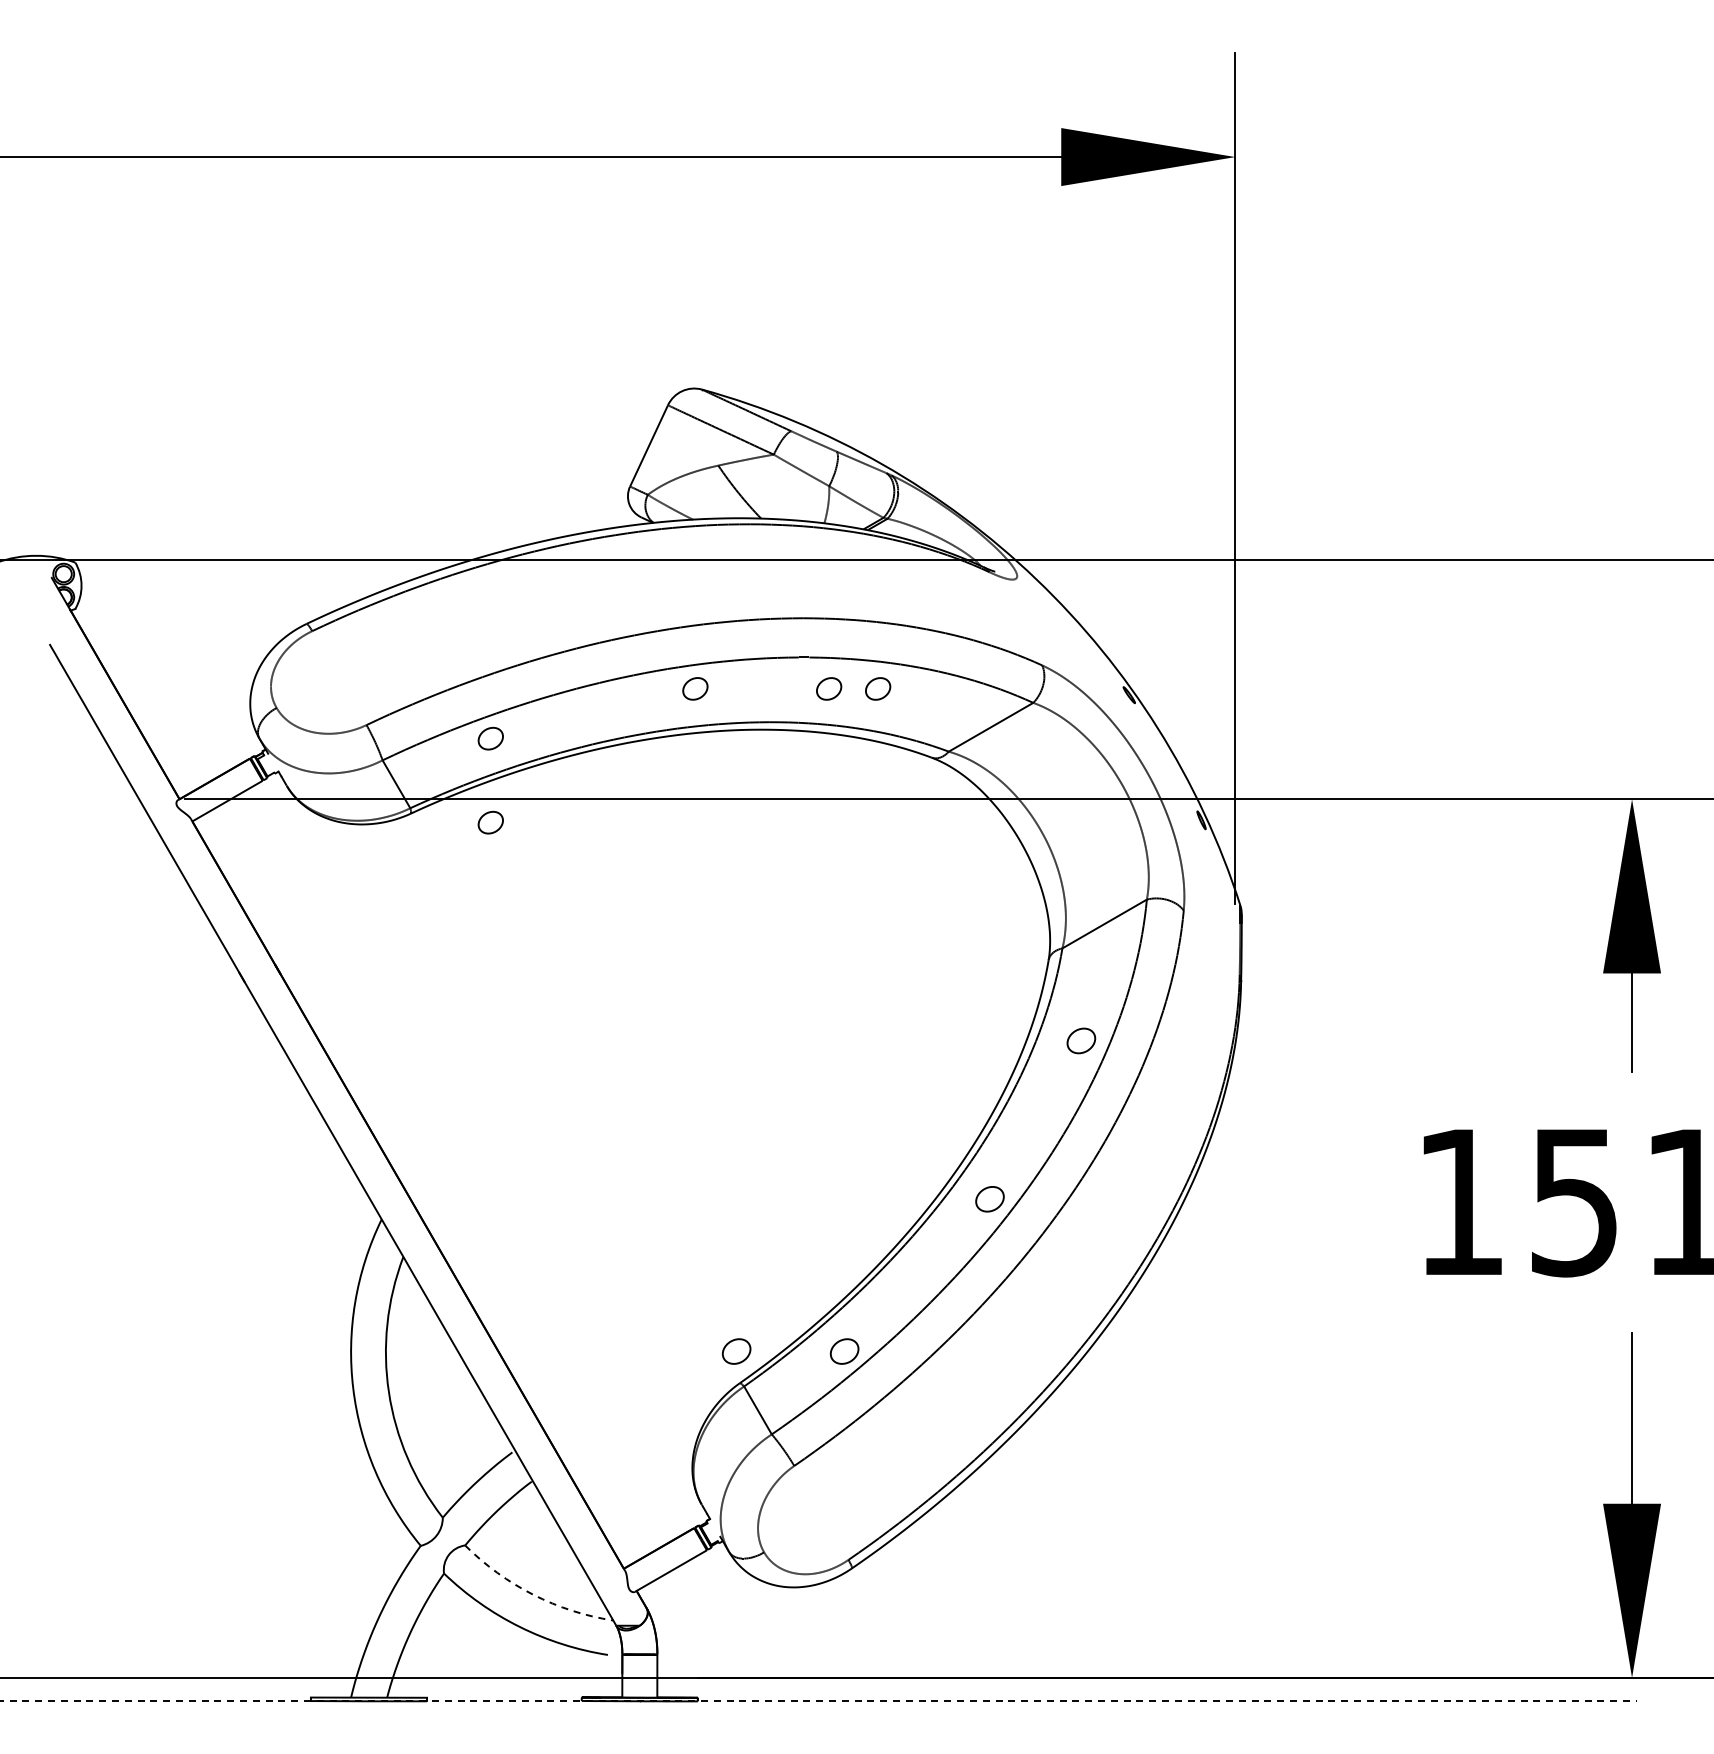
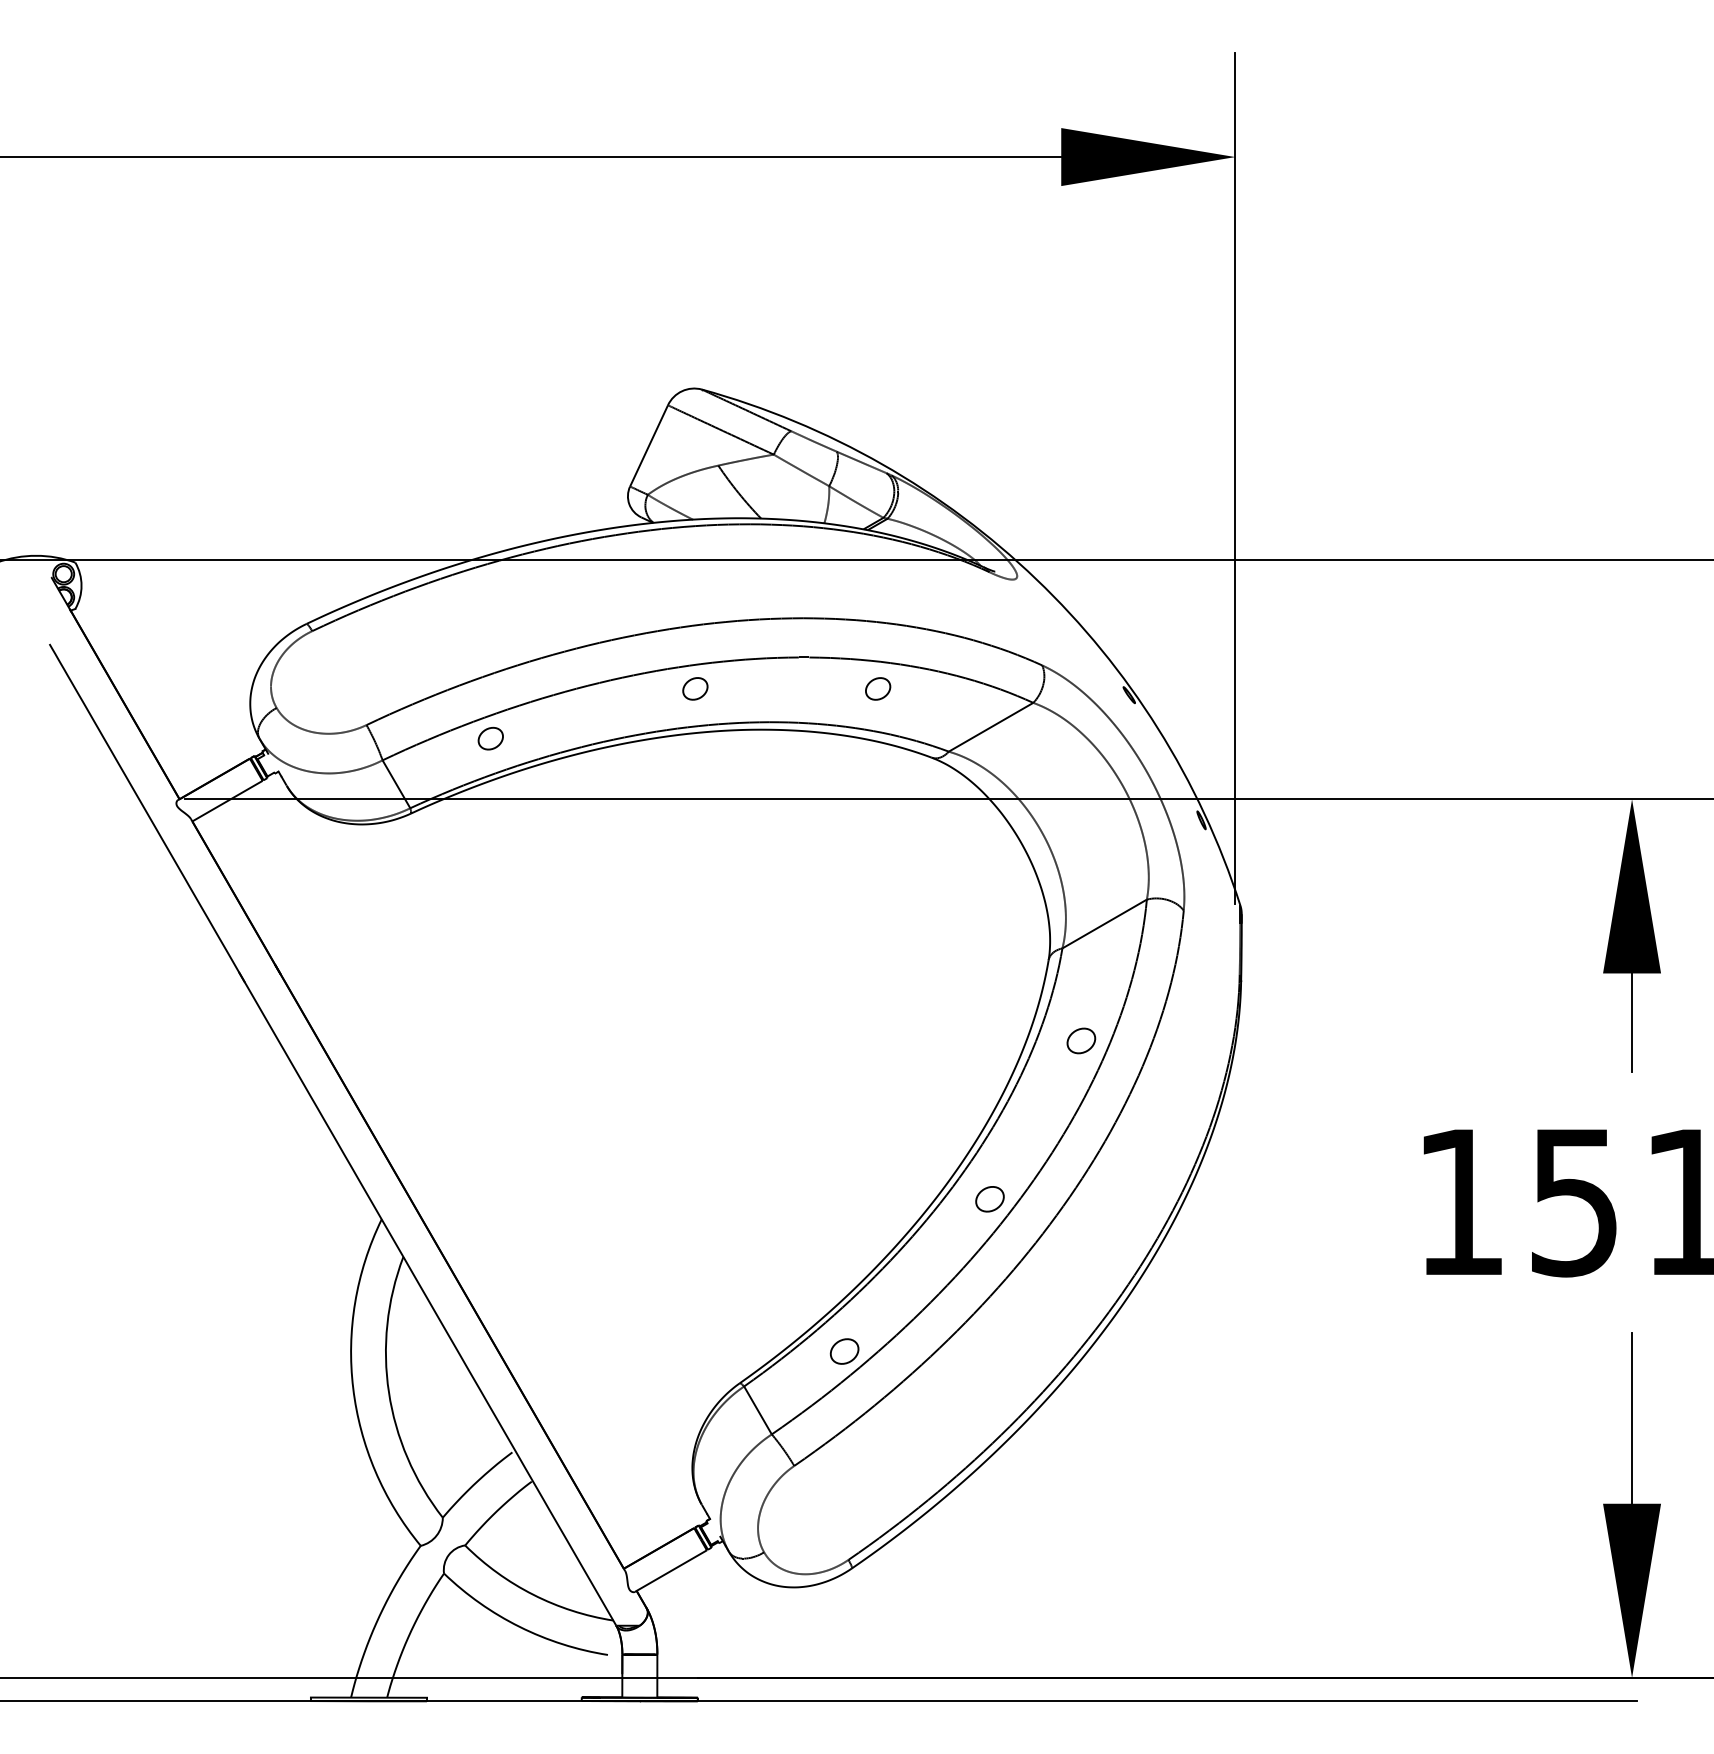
part: present -> none (829, 688)
part: present -> none (490, 822)
part: present -> none (736, 1351)
arc: dashed -> solid (533, 1594)
line: dashed -> solid (819, 1701)
